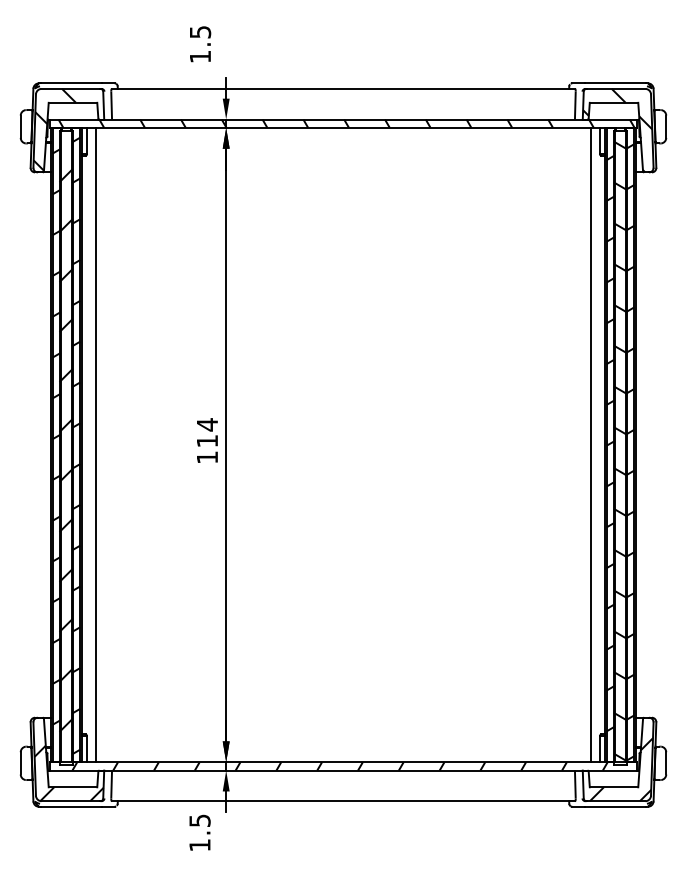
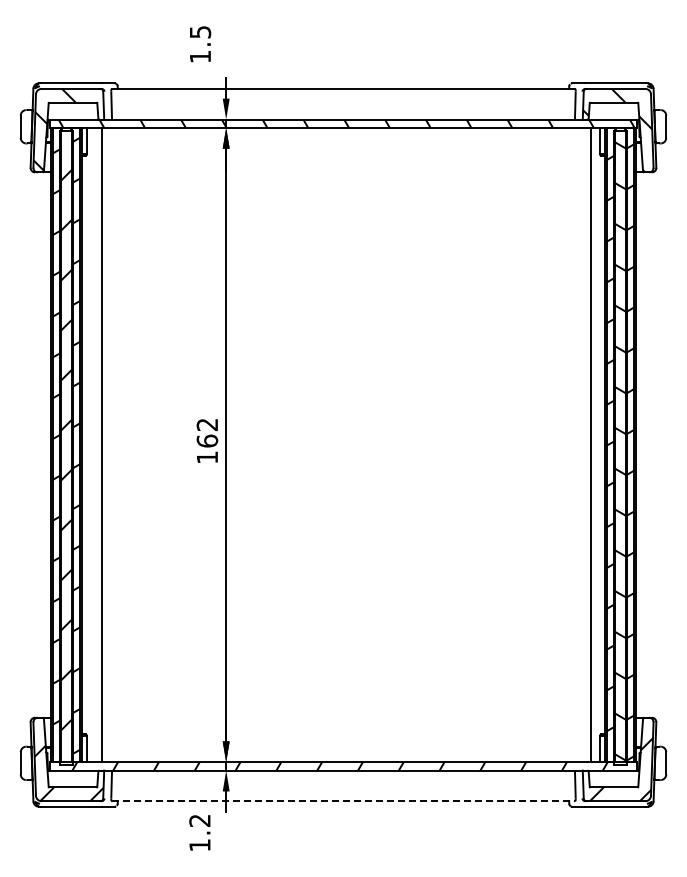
text: 114 -> 162 (207, 432)
line position: (95, 444) -> (101, 444) (101, 444)
line: solid -> dashed (343, 801)
text: 1.5 -> 1.2 (199, 820)
